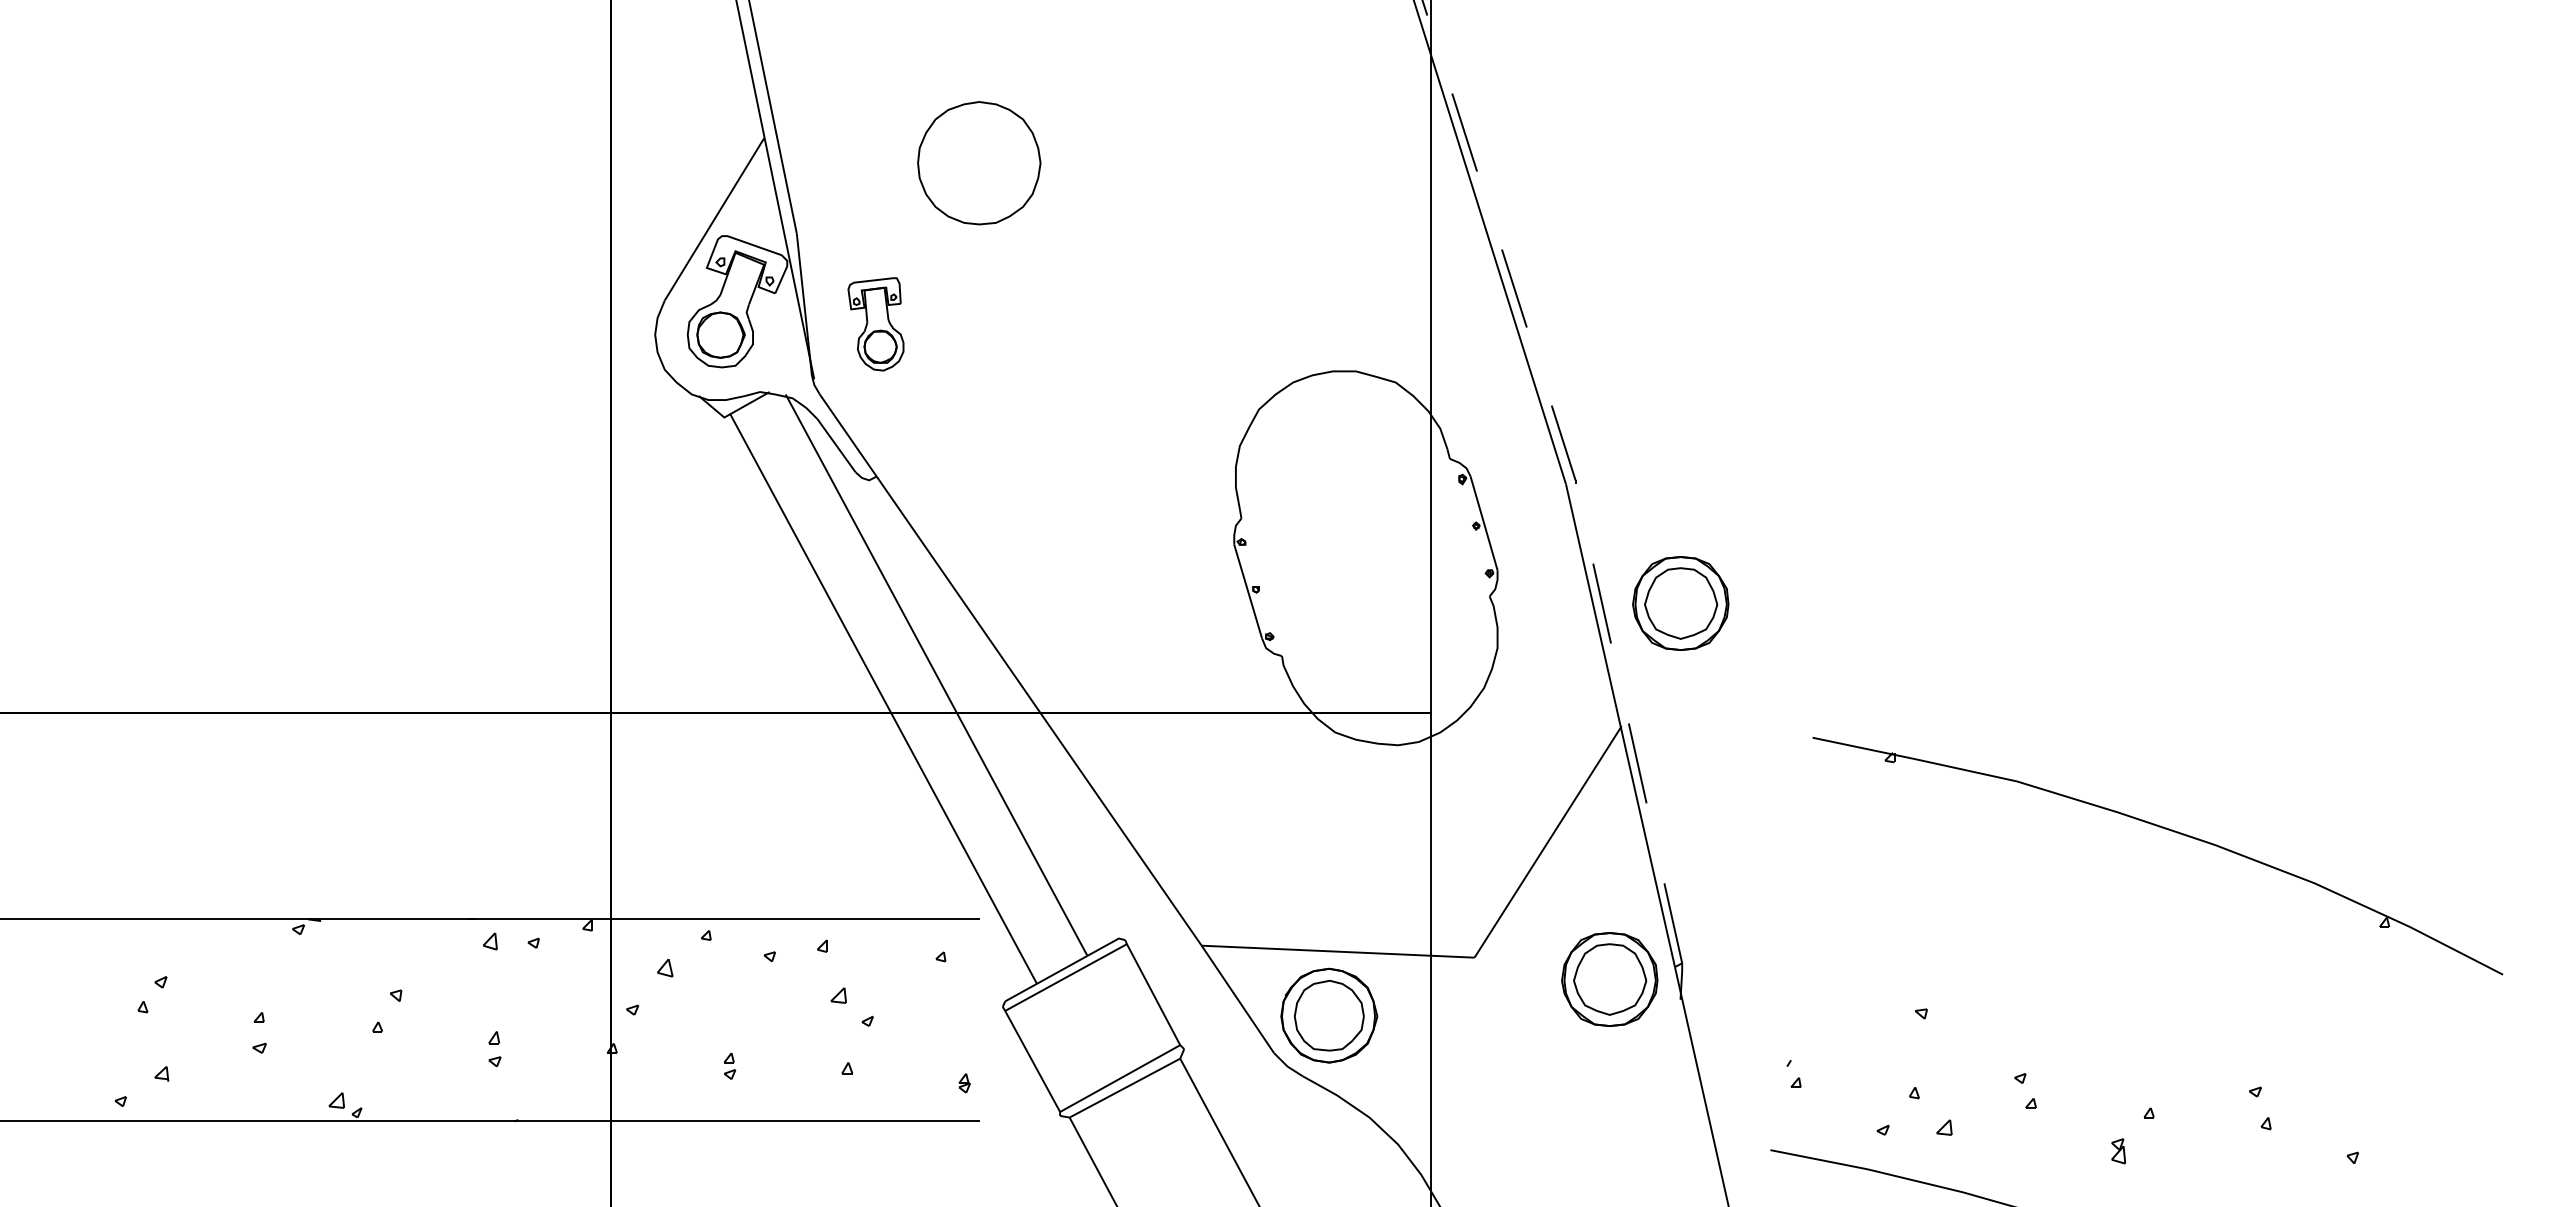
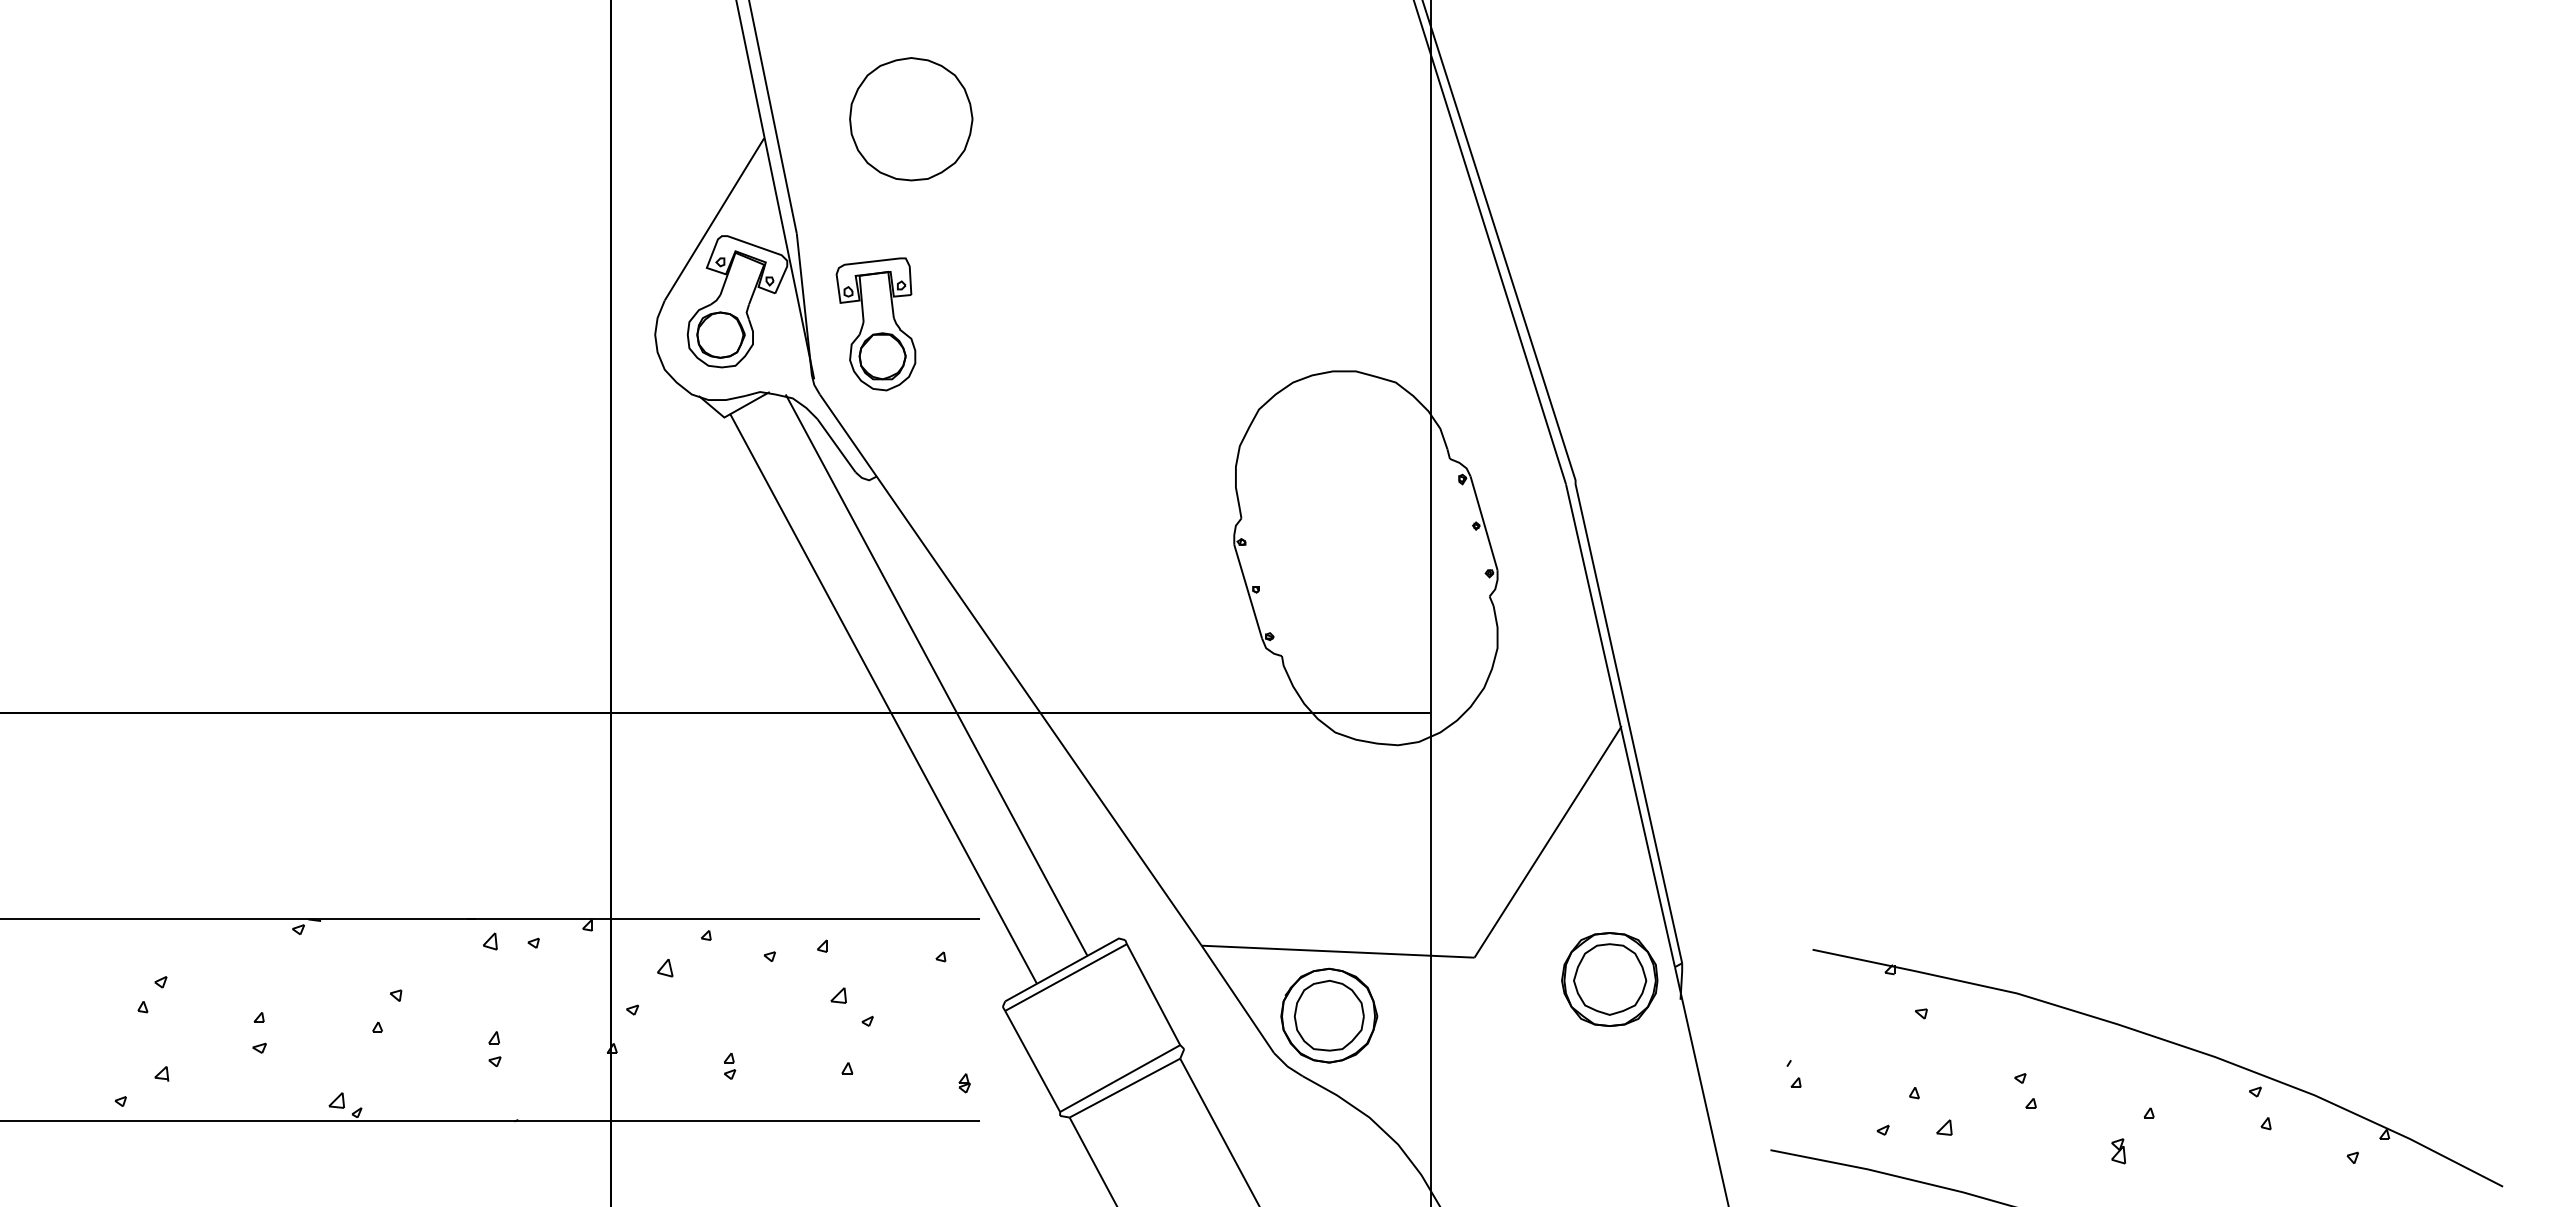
part position: (979, 163) -> (911, 119) (911, 119)
part size: 58x95 px -> 82x135 px (875, 324)
line: dashed -> solid (1574, 476)
part: present -> none (1680, 603)
part position: (2165, 829) -> (2165, 1041) (2165, 1041)
